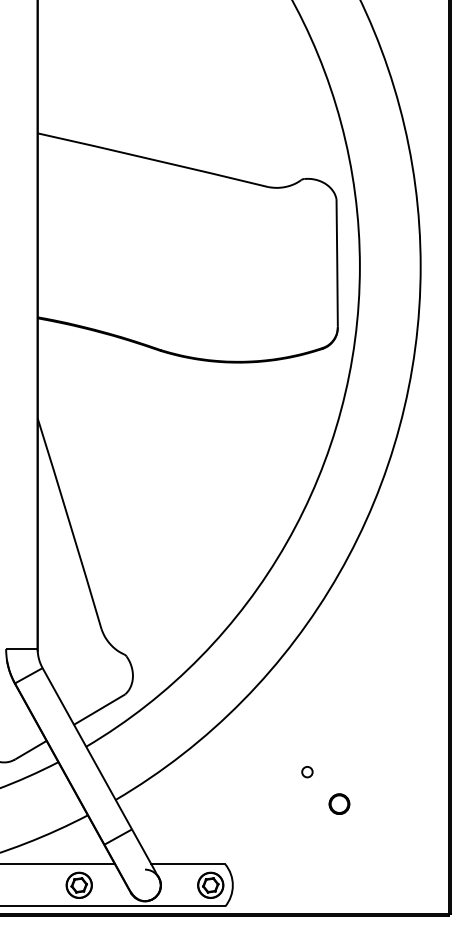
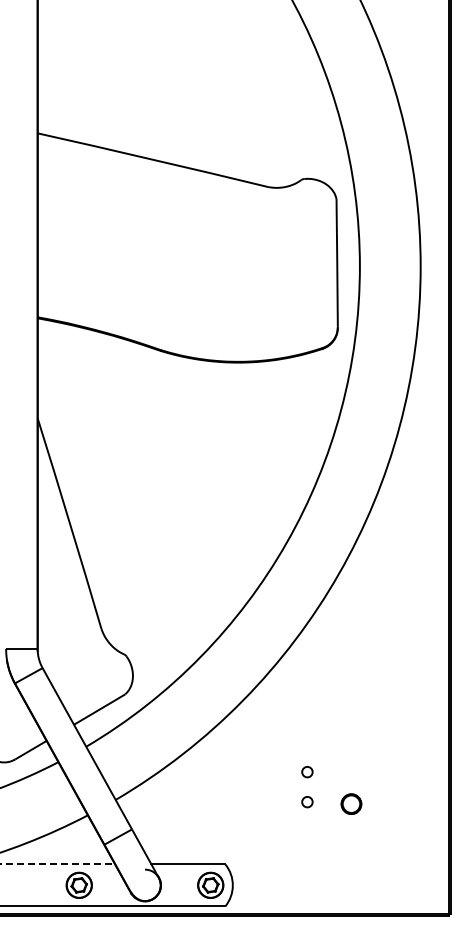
circle: none -> present (307, 802)
part position: (339, 803) -> (351, 803) (351, 803)
line: solid -> dashed (58, 864)
